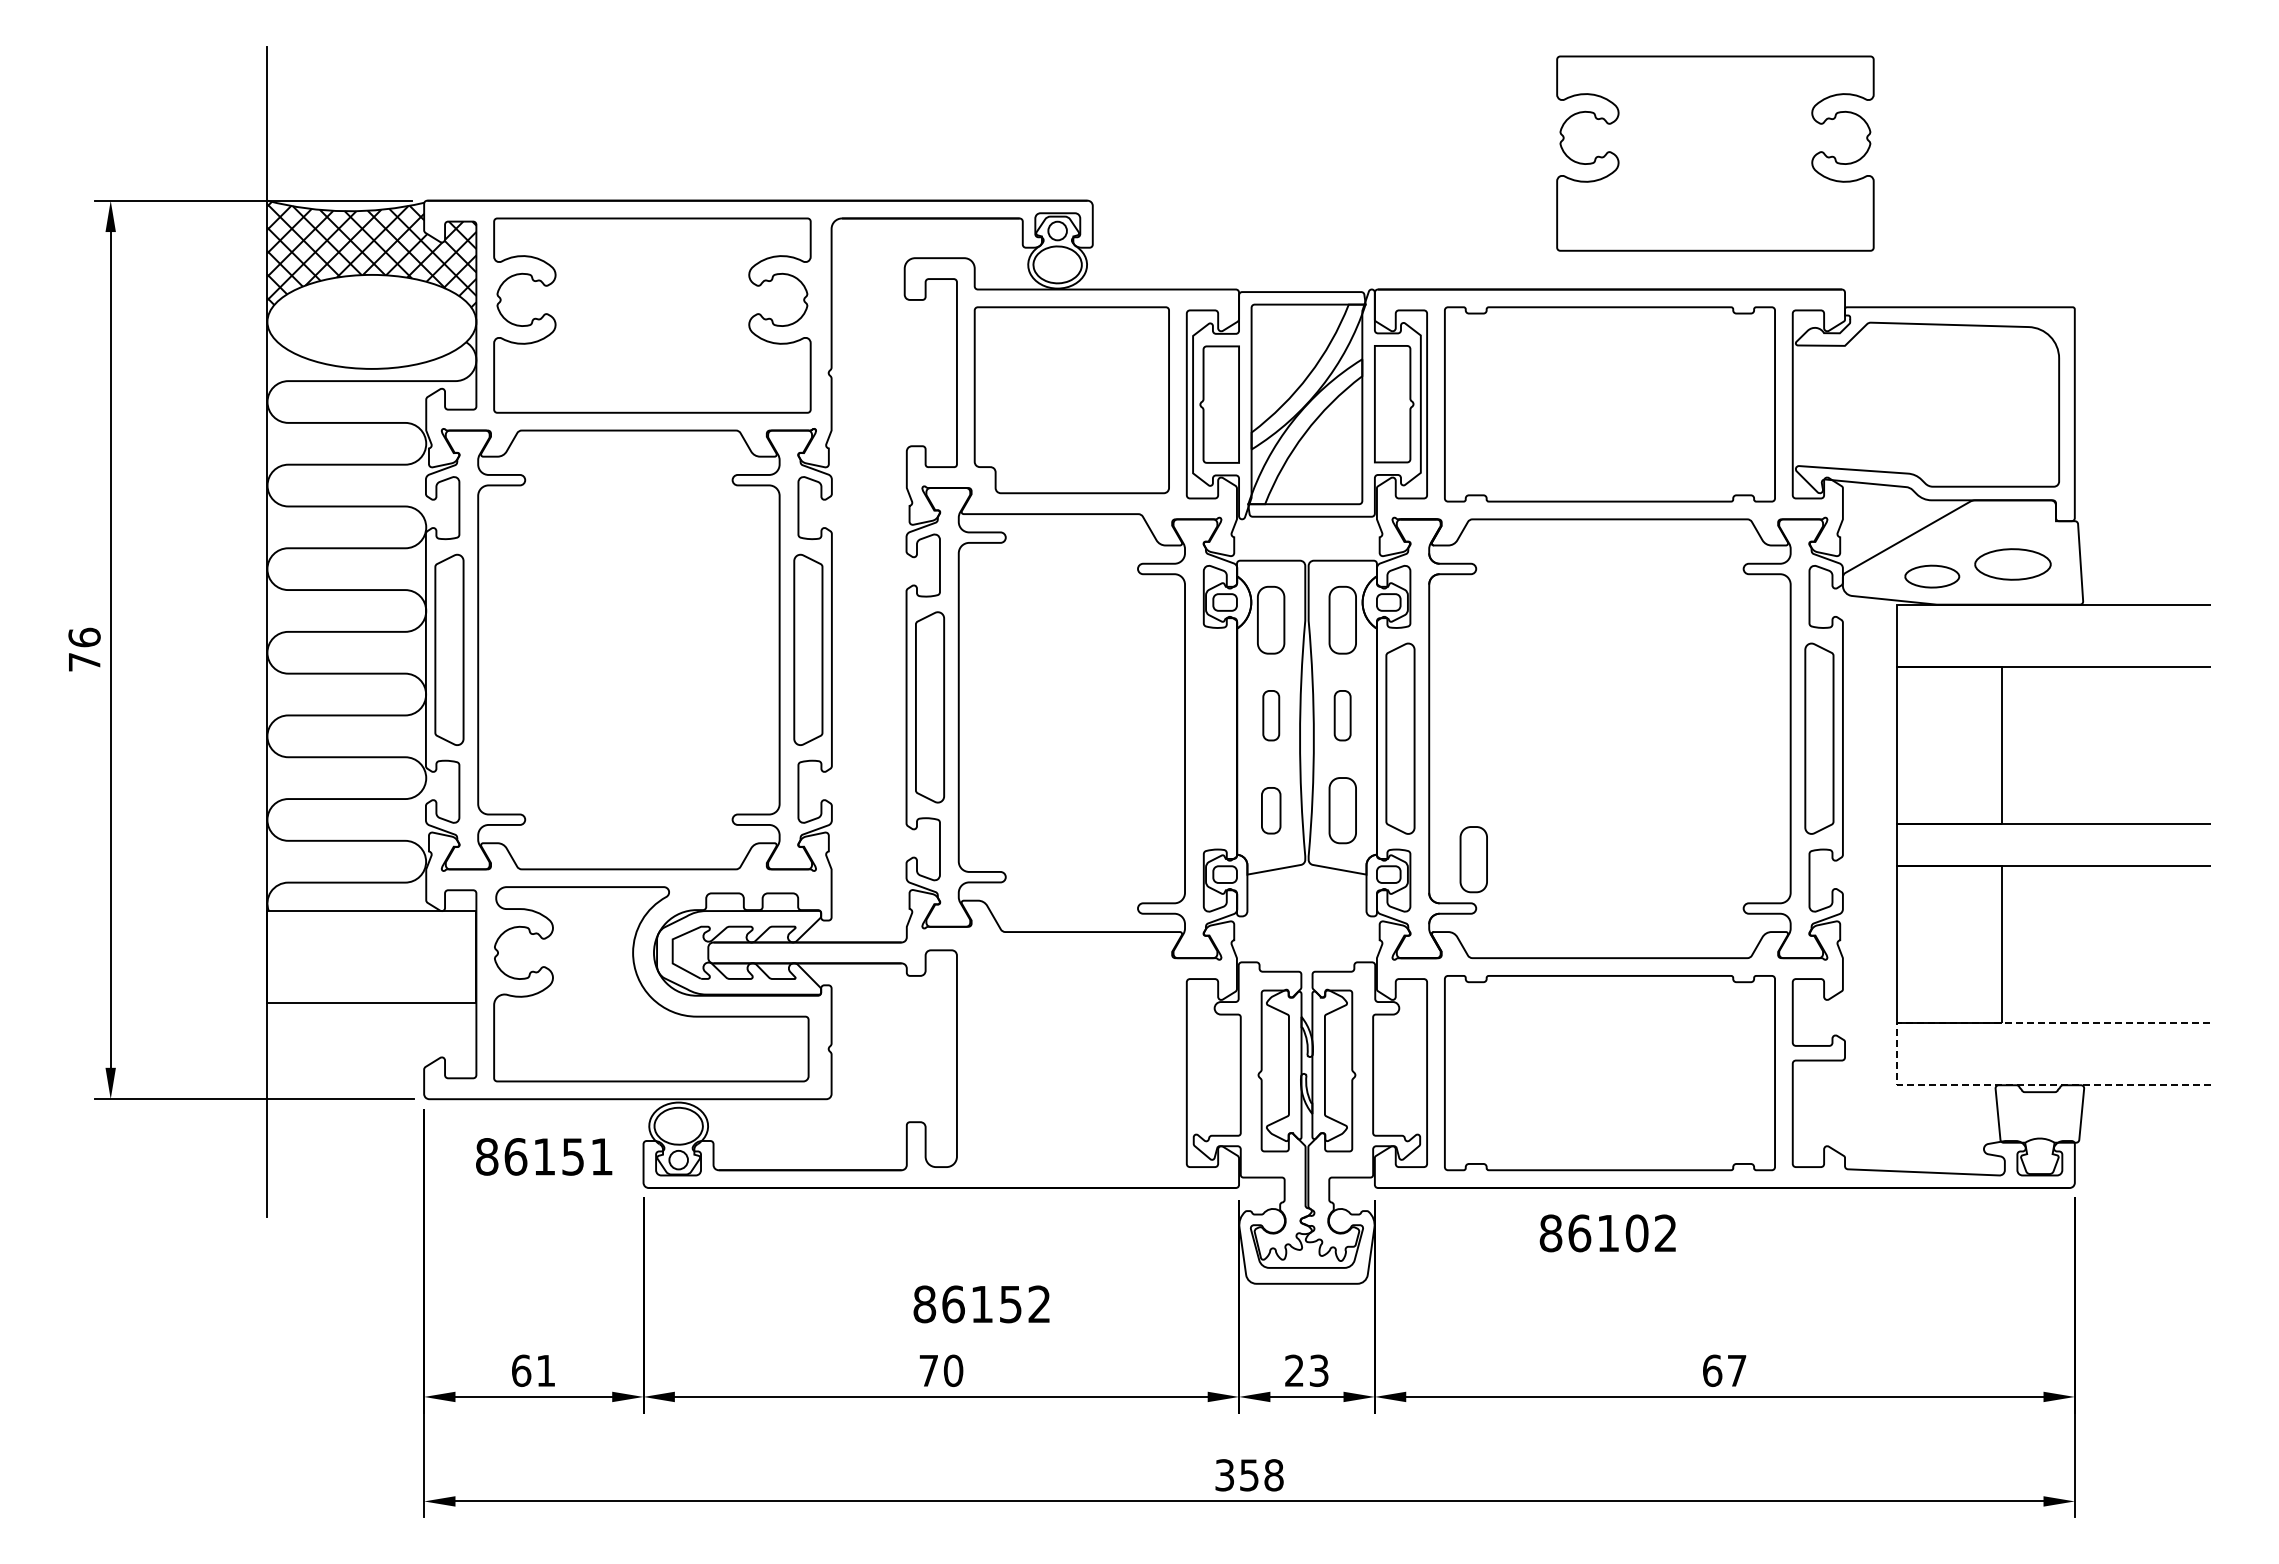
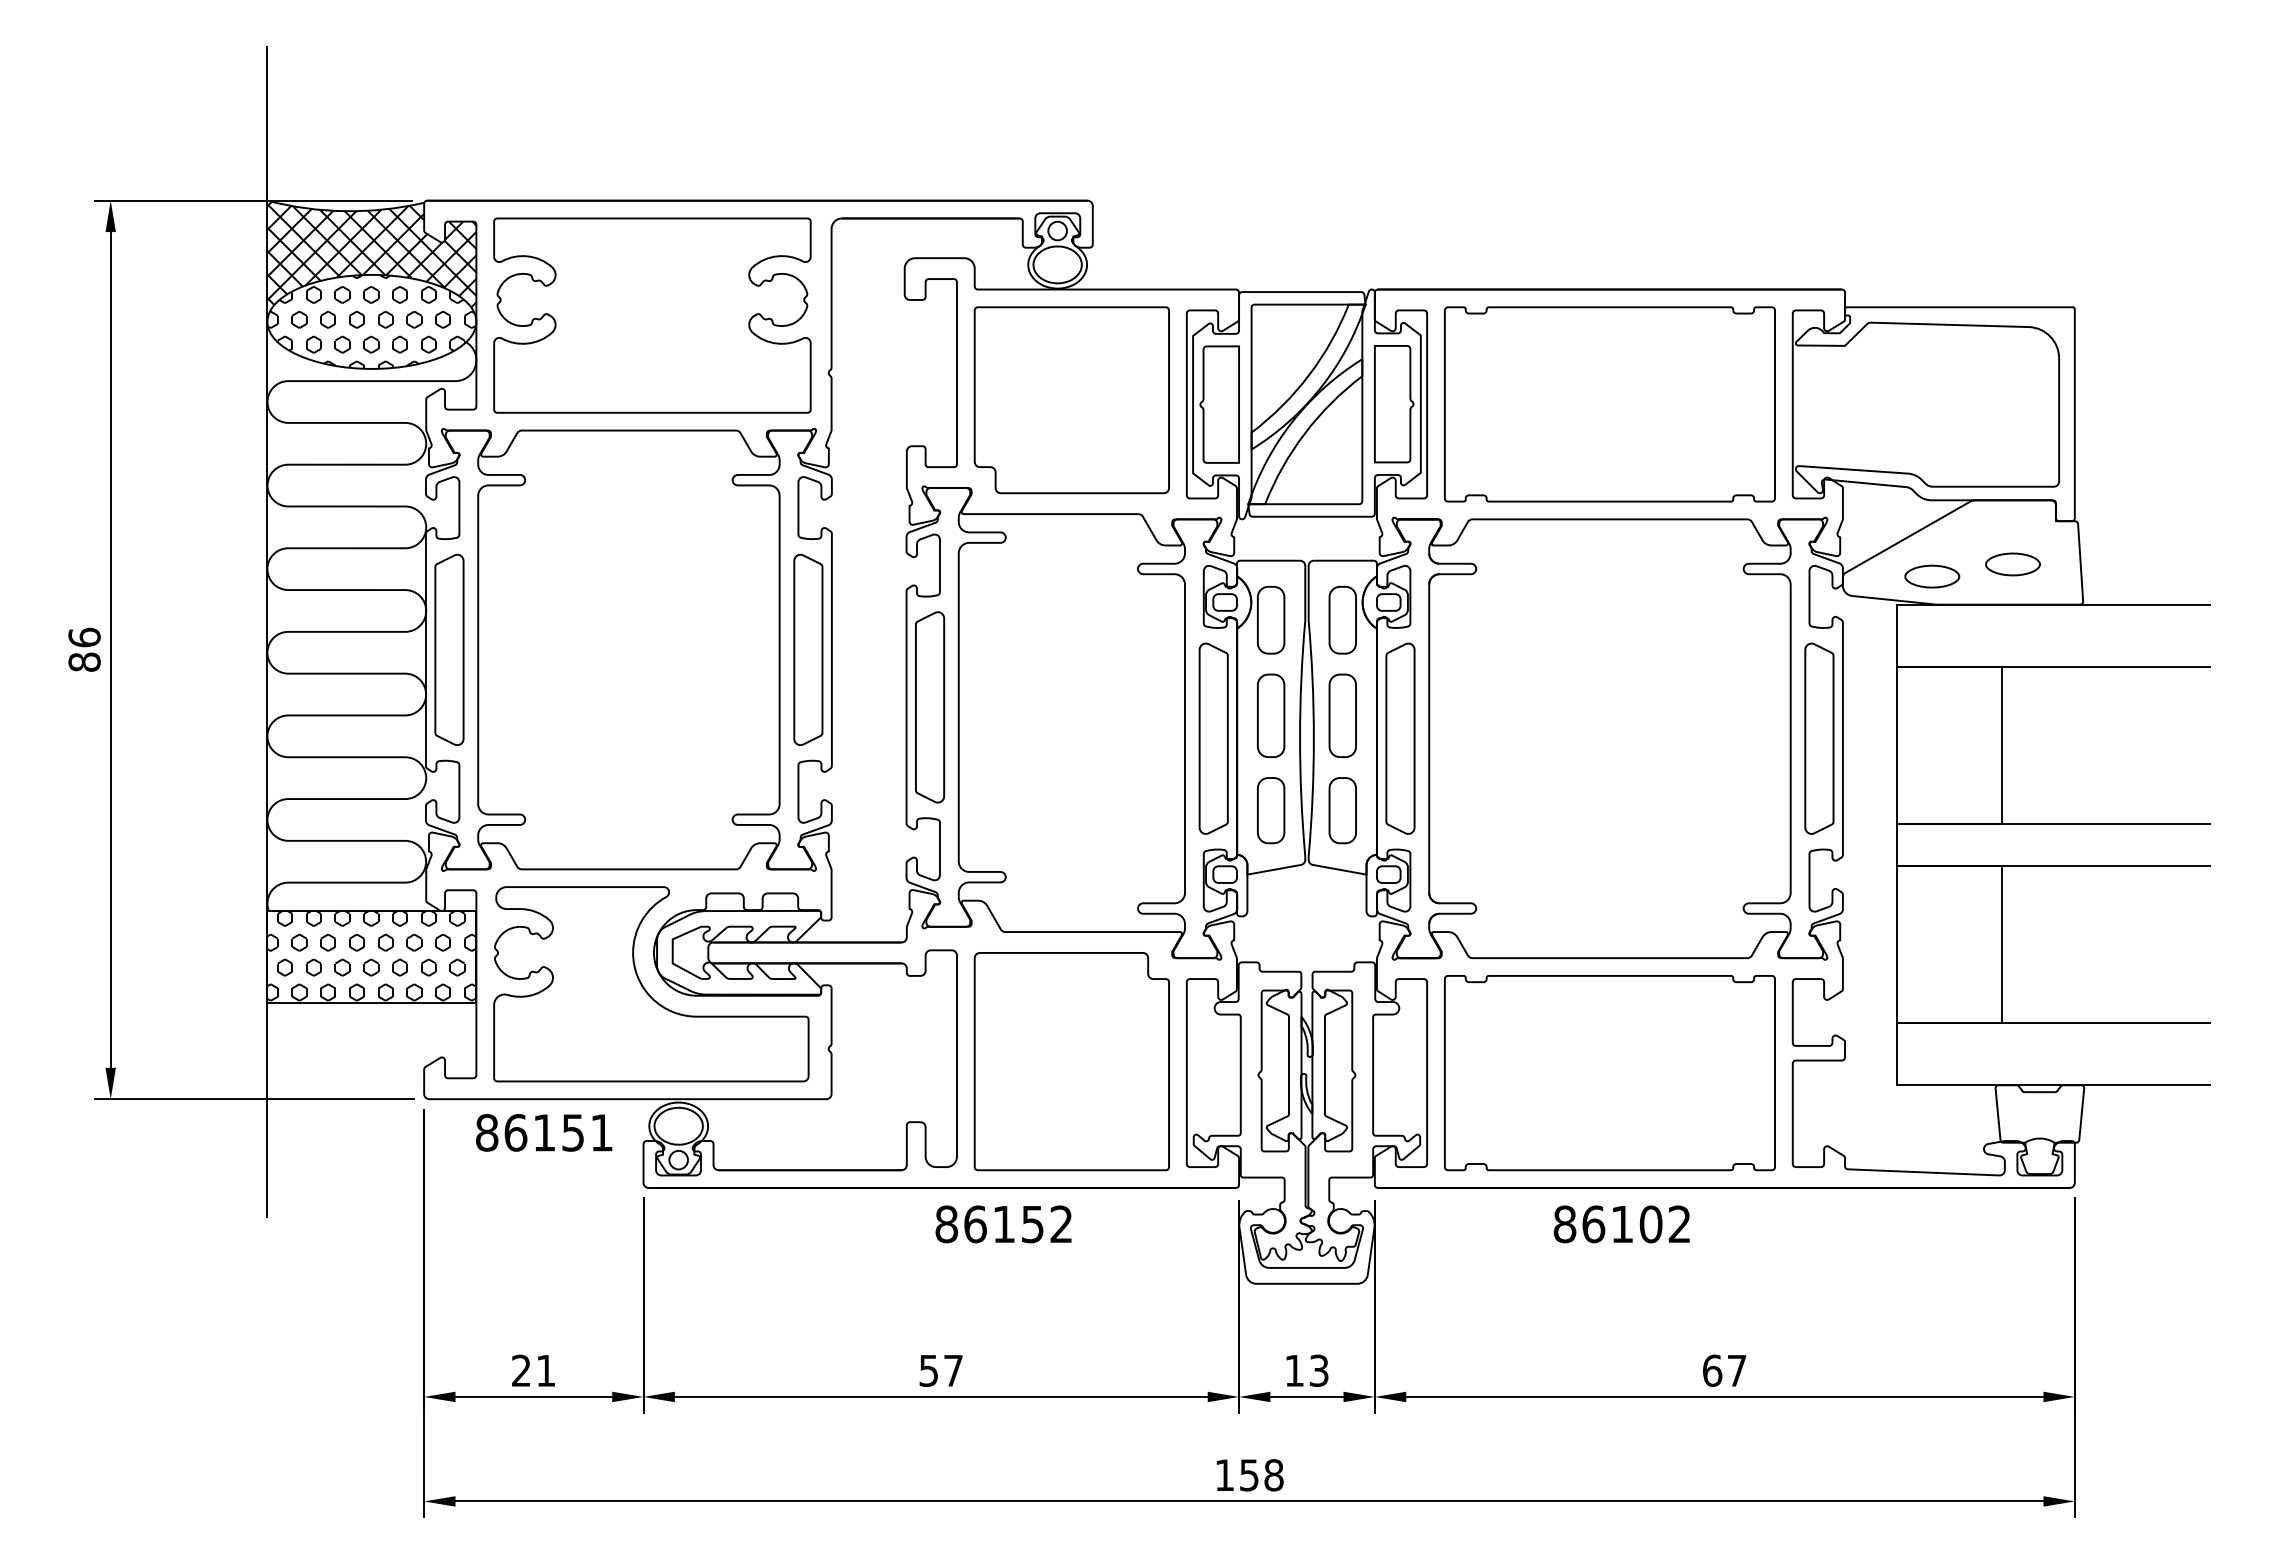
part: present -> none (1715, 153)
hatch: none -> present (371, 321)
part size: 78x33 px -> 56x25 px (2012, 564)
text: 76 -> 86 (84, 661)
part size: 19x52 px -> 29x85 px (1271, 715)
part size: 19x52 px -> 29x85 px (1342, 715)
curve: none -> present (1200, 738)
part size: 21x48 px -> 29x68 px (1271, 810)
part: present -> none (1473, 859)
hatch: none -> present (371, 955)
line: dashed -> solid (1897, 1053)
part: none -> present (1071, 1061)
text position: (544, 1156) -> (544, 1132) (544, 1132)
text position: (1607, 1233) -> (1621, 1224) (1621, 1224)
text position: (981, 1304) -> (1003, 1224) (1003, 1224)
text: 61 -> 21 (521, 1370)
text: 70 -> 57 (941, 1370)
text: 23 -> 13 (1294, 1370)
text: 358 -> 158 (1224, 1475)
